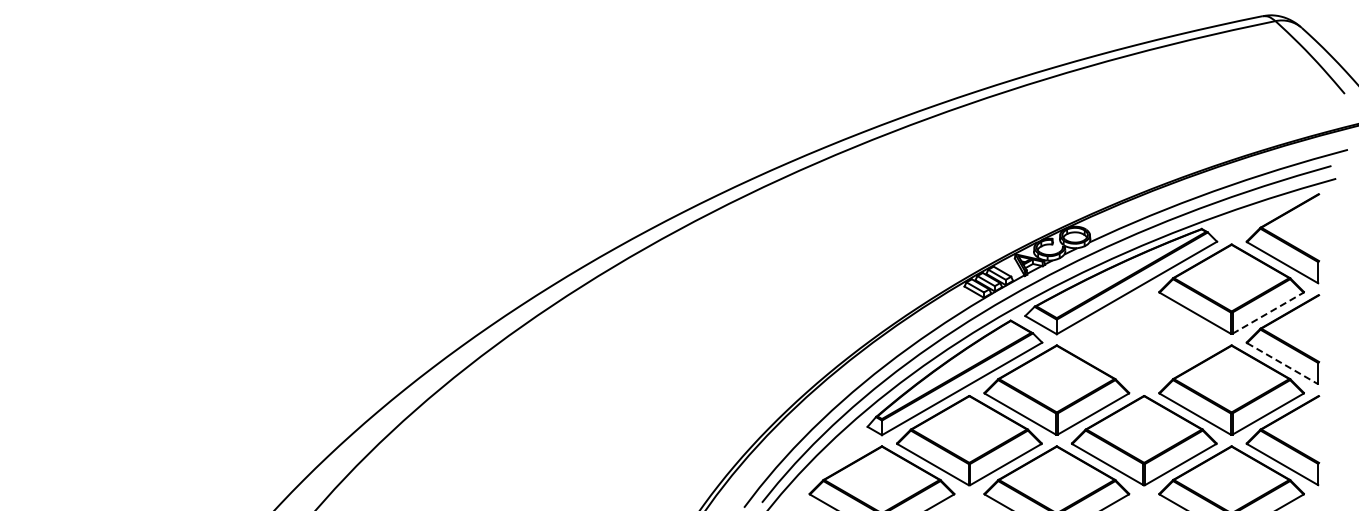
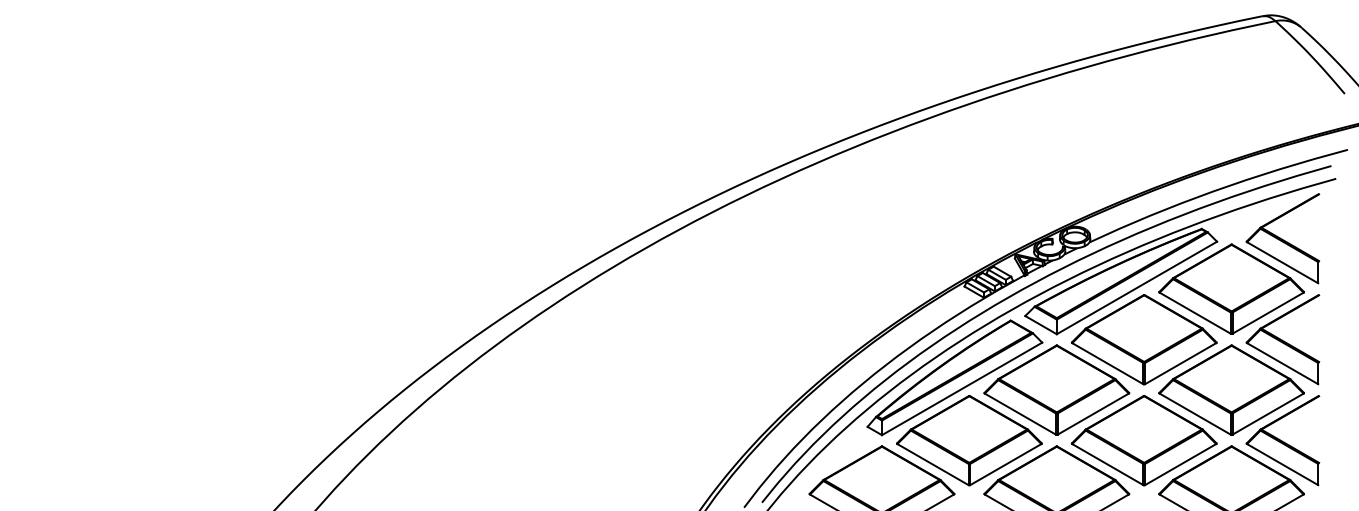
line: dashed -> solid (1268, 312)
part: none -> present (1143, 339)
line: dashed -> solid (1283, 363)
